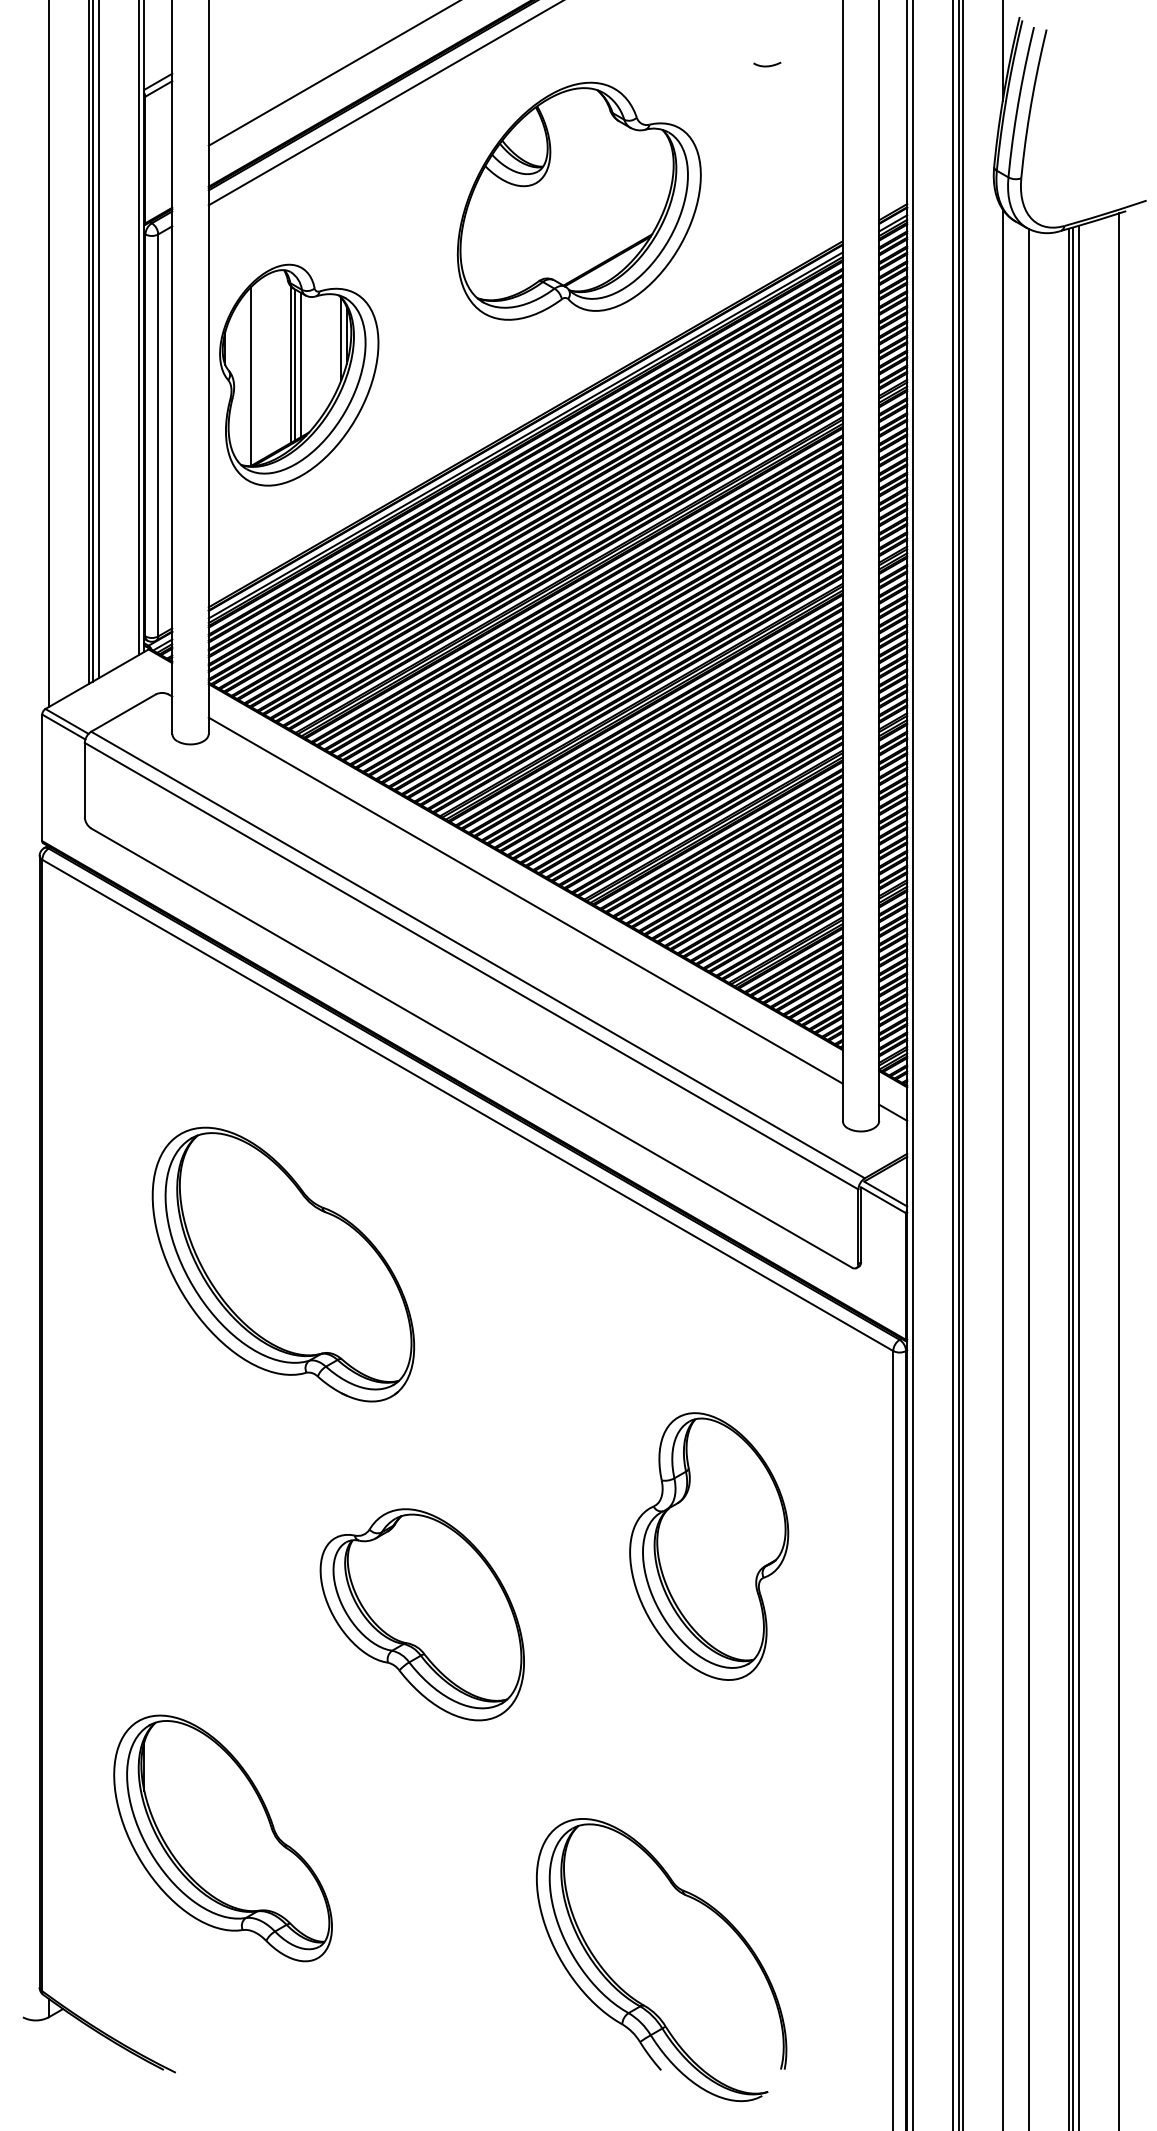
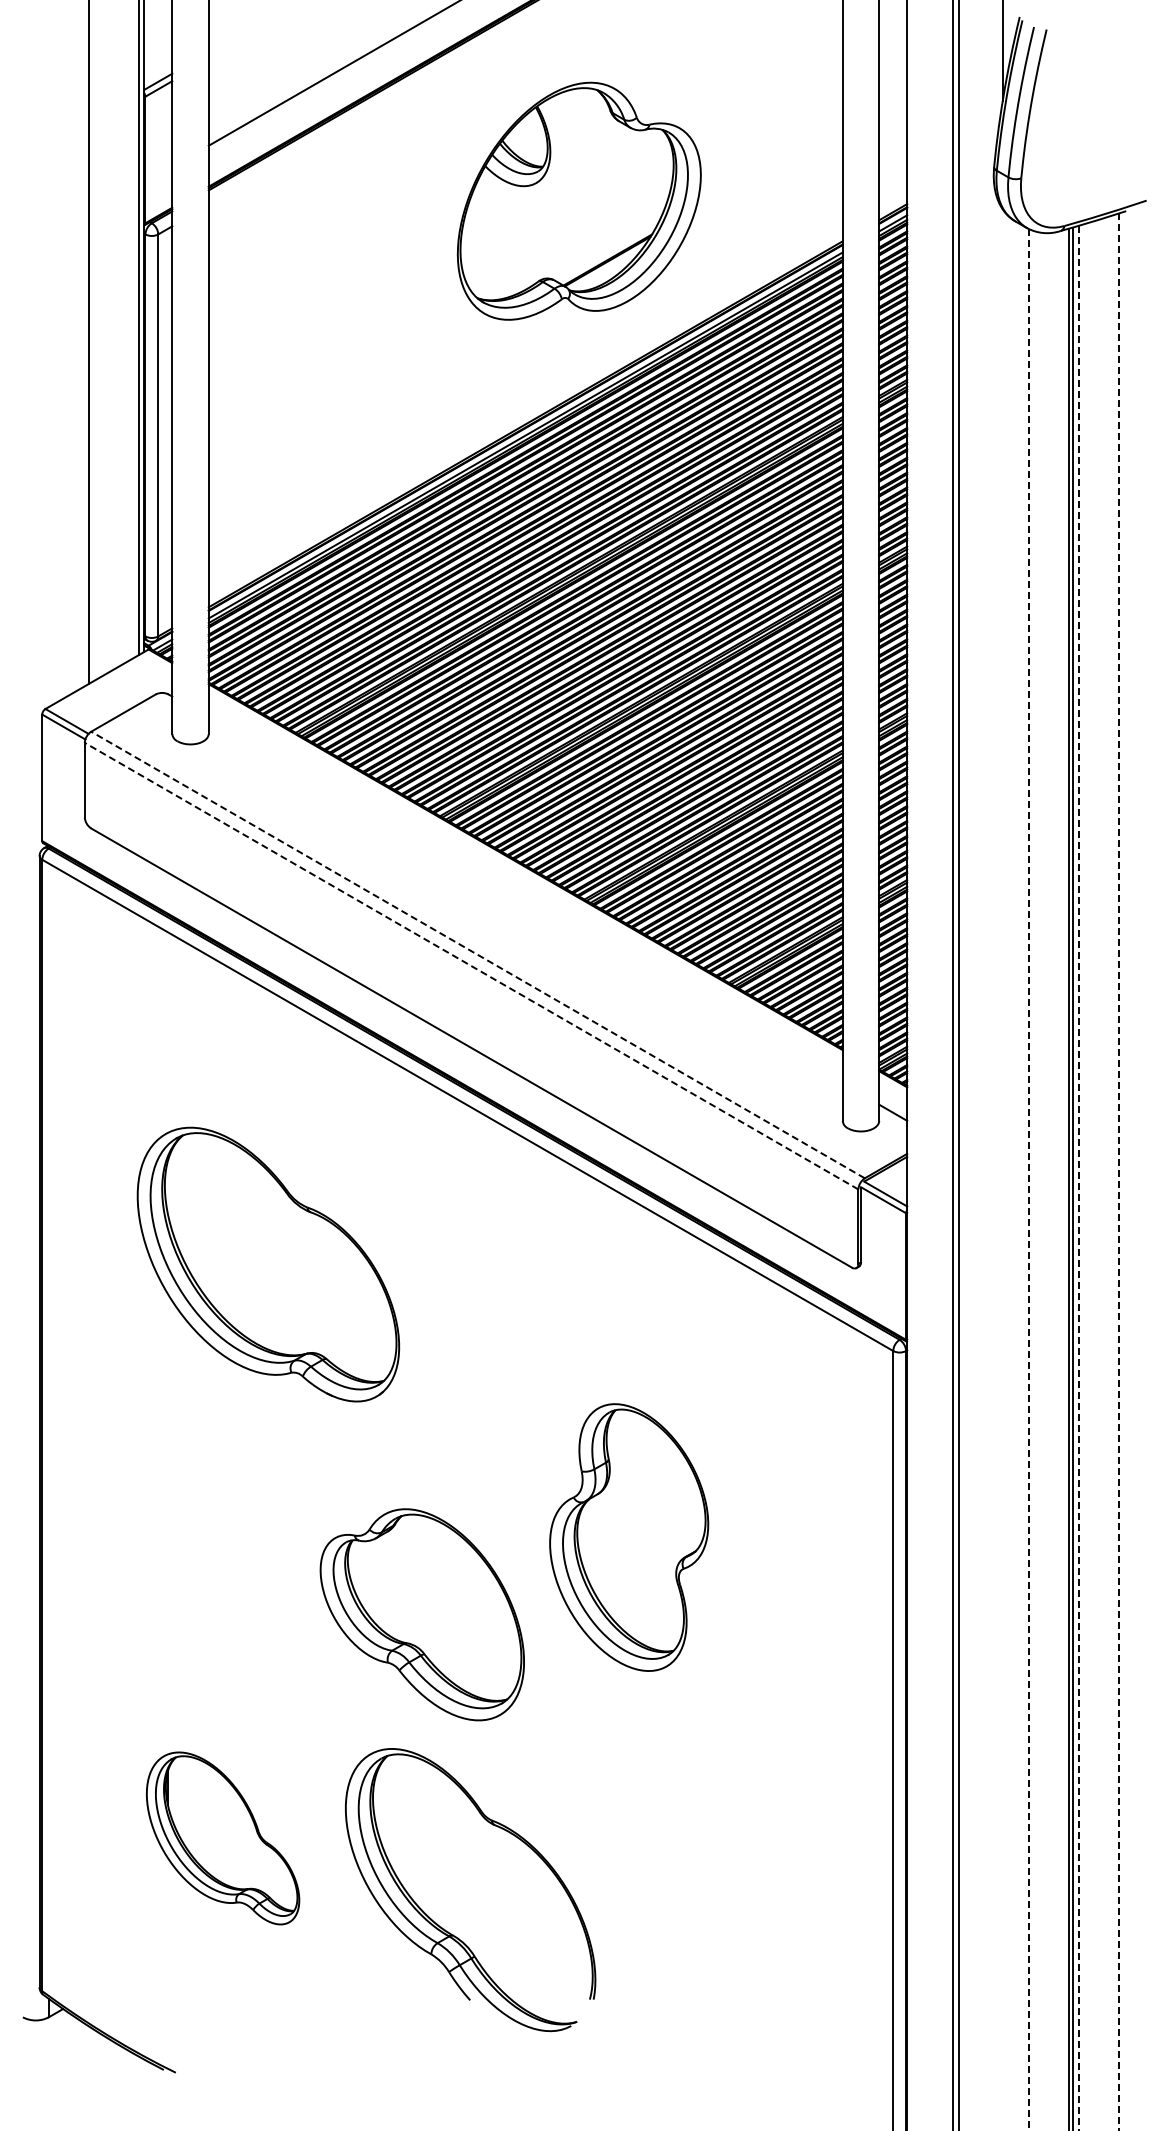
curve: present -> none (767, 65)
line: present -> none (384, 103)
line: present -> none (99, 340)
line: present -> none (93, 341)
line: present -> none (48, 354)
part: present -> none (299, 374)
line: present -> none (525, 900)
line: solid -> dashed (478, 955)
line: solid -> dashed (471, 966)
line: present -> none (912, 1064)
line: present -> none (962, 1064)
line: present -> none (1002, 1168)
line: solid -> dashed (1118, 1172)
line: solid -> dashed (1078, 1178)
line: solid -> dashed (1028, 1179)
part position: (283, 1264) -> (268, 1264) (268, 1264)
part position: (709, 1546) -> (629, 1537) (629, 1537)
part size: 220x249 px -> 156x175 px (222, 1838)
part position: (632, 1996) -> (441, 1926) (441, 1926)
